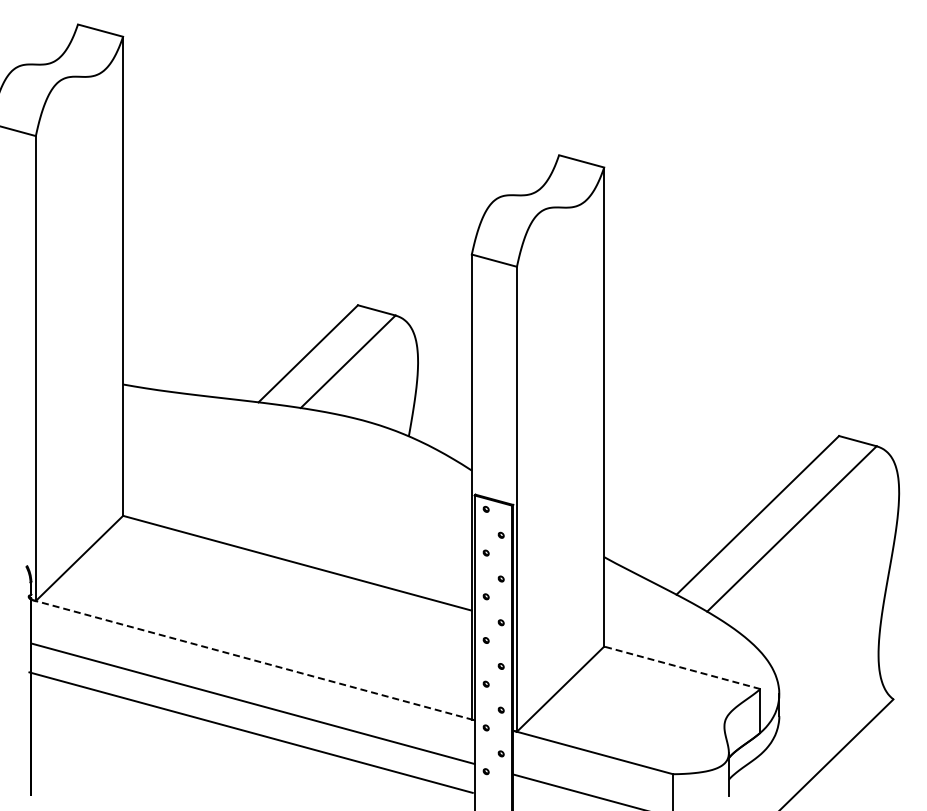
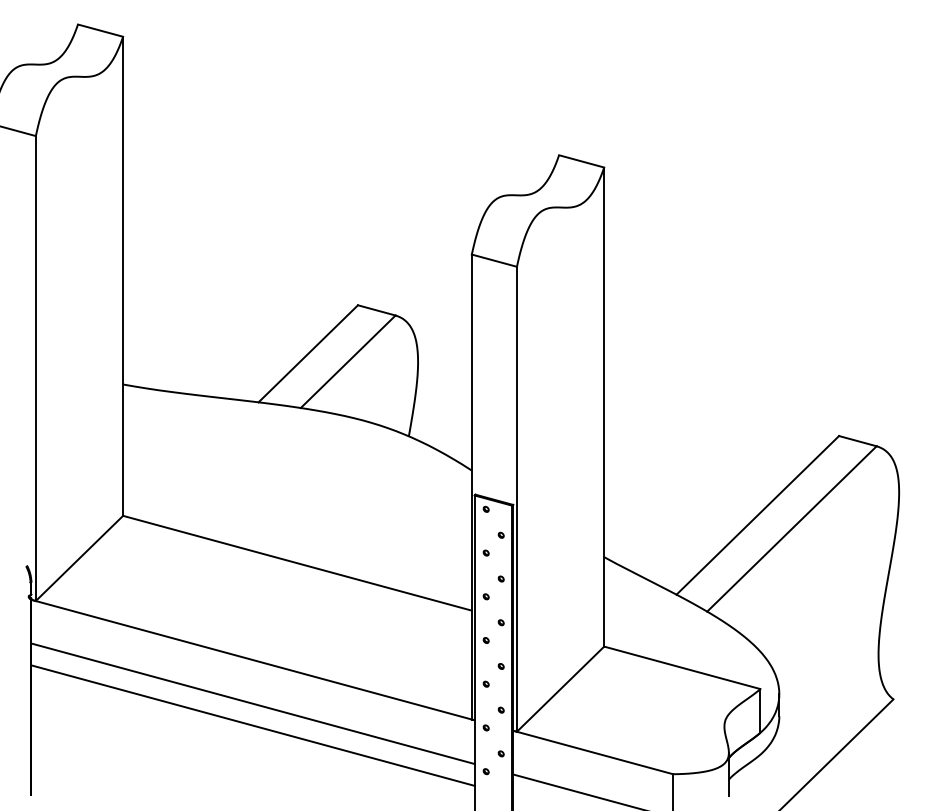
line: dashed -> solid (253, 660)
line: dashed -> solid (682, 667)
line position: (250, 732) -> (252, 725) (252, 725)
